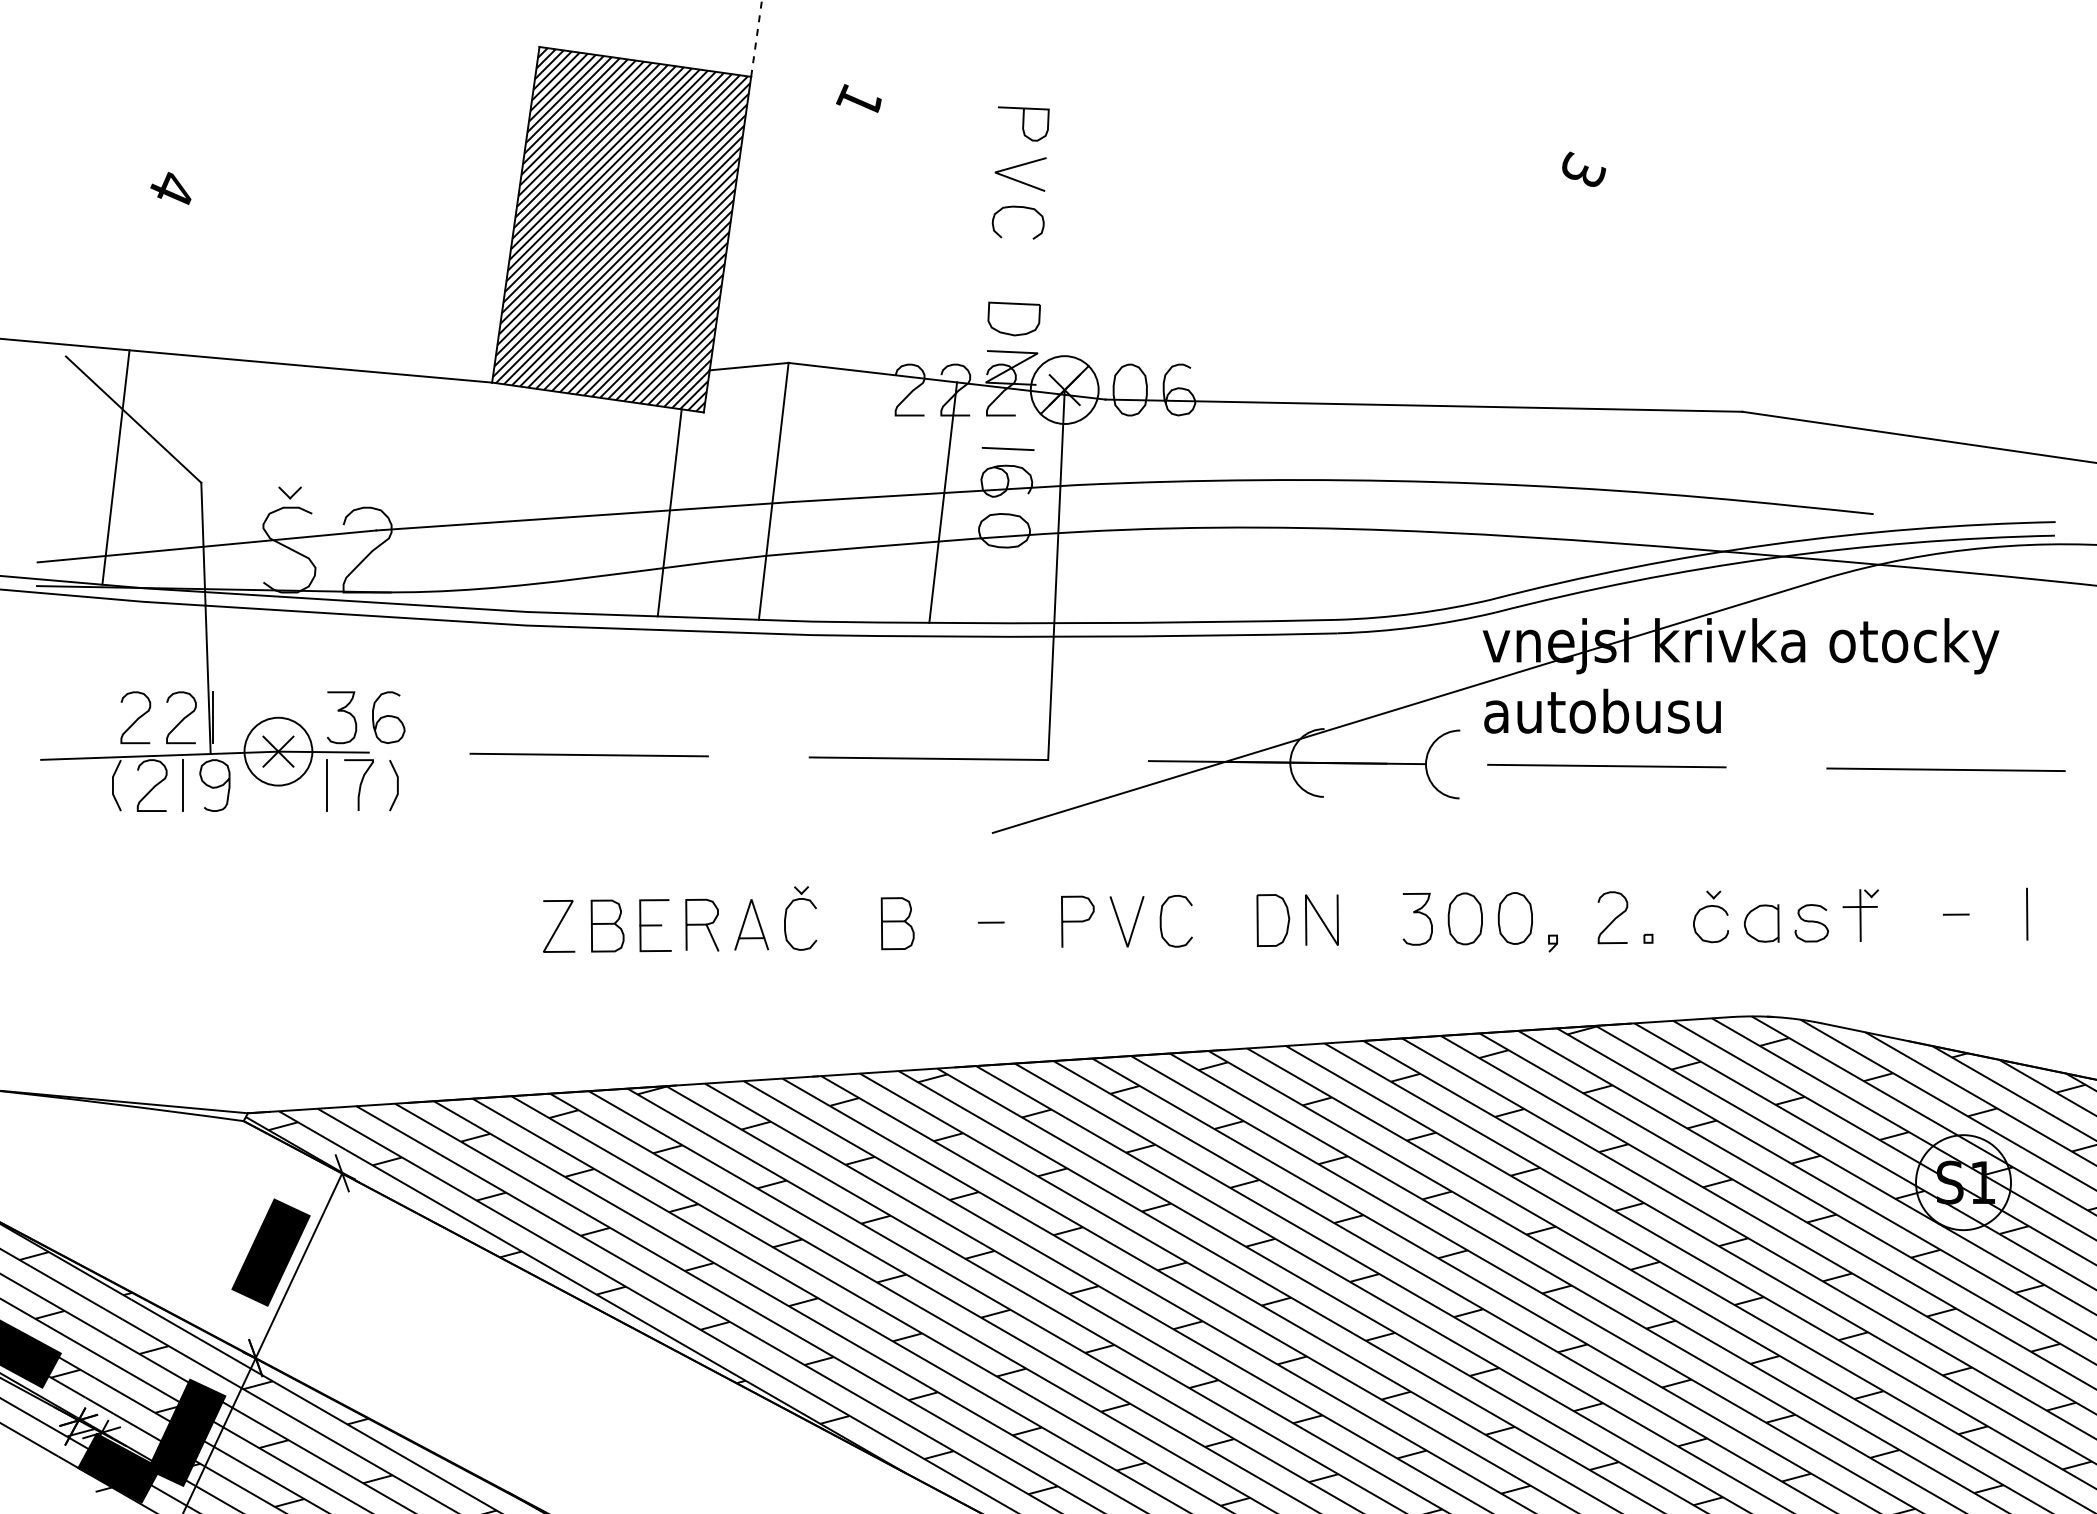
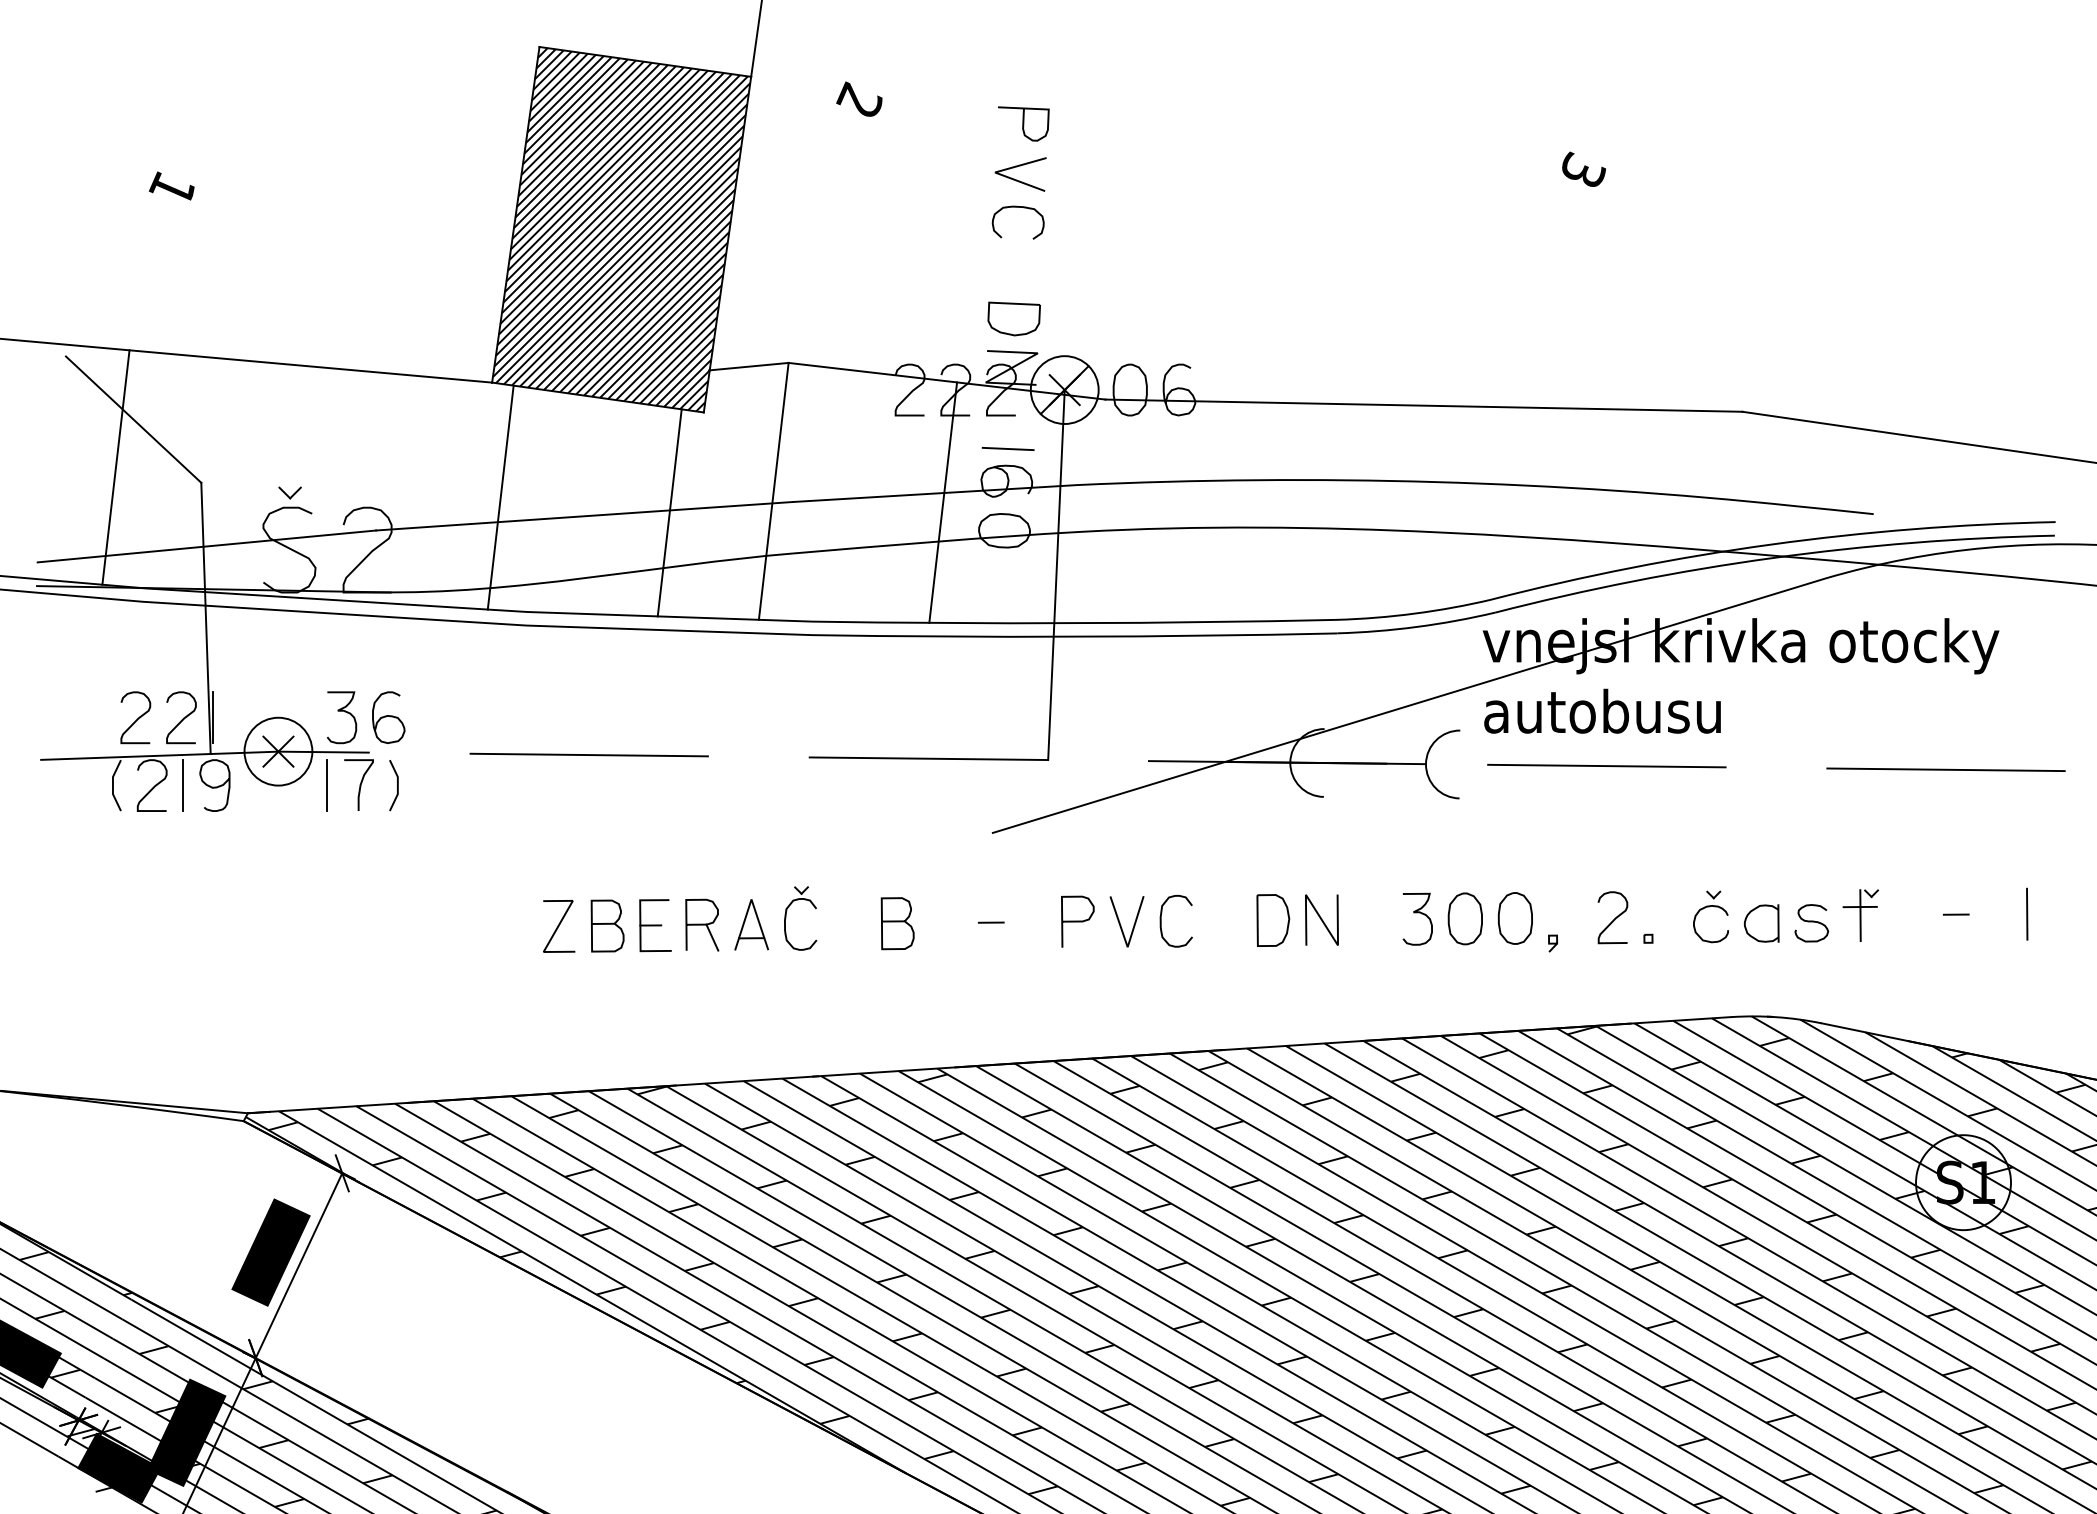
line: dashed -> solid (756, 38)
text: 1 -> 2 (859, 98)
text: 4 -> 1 (171, 187)
line: none -> present (500, 497)
